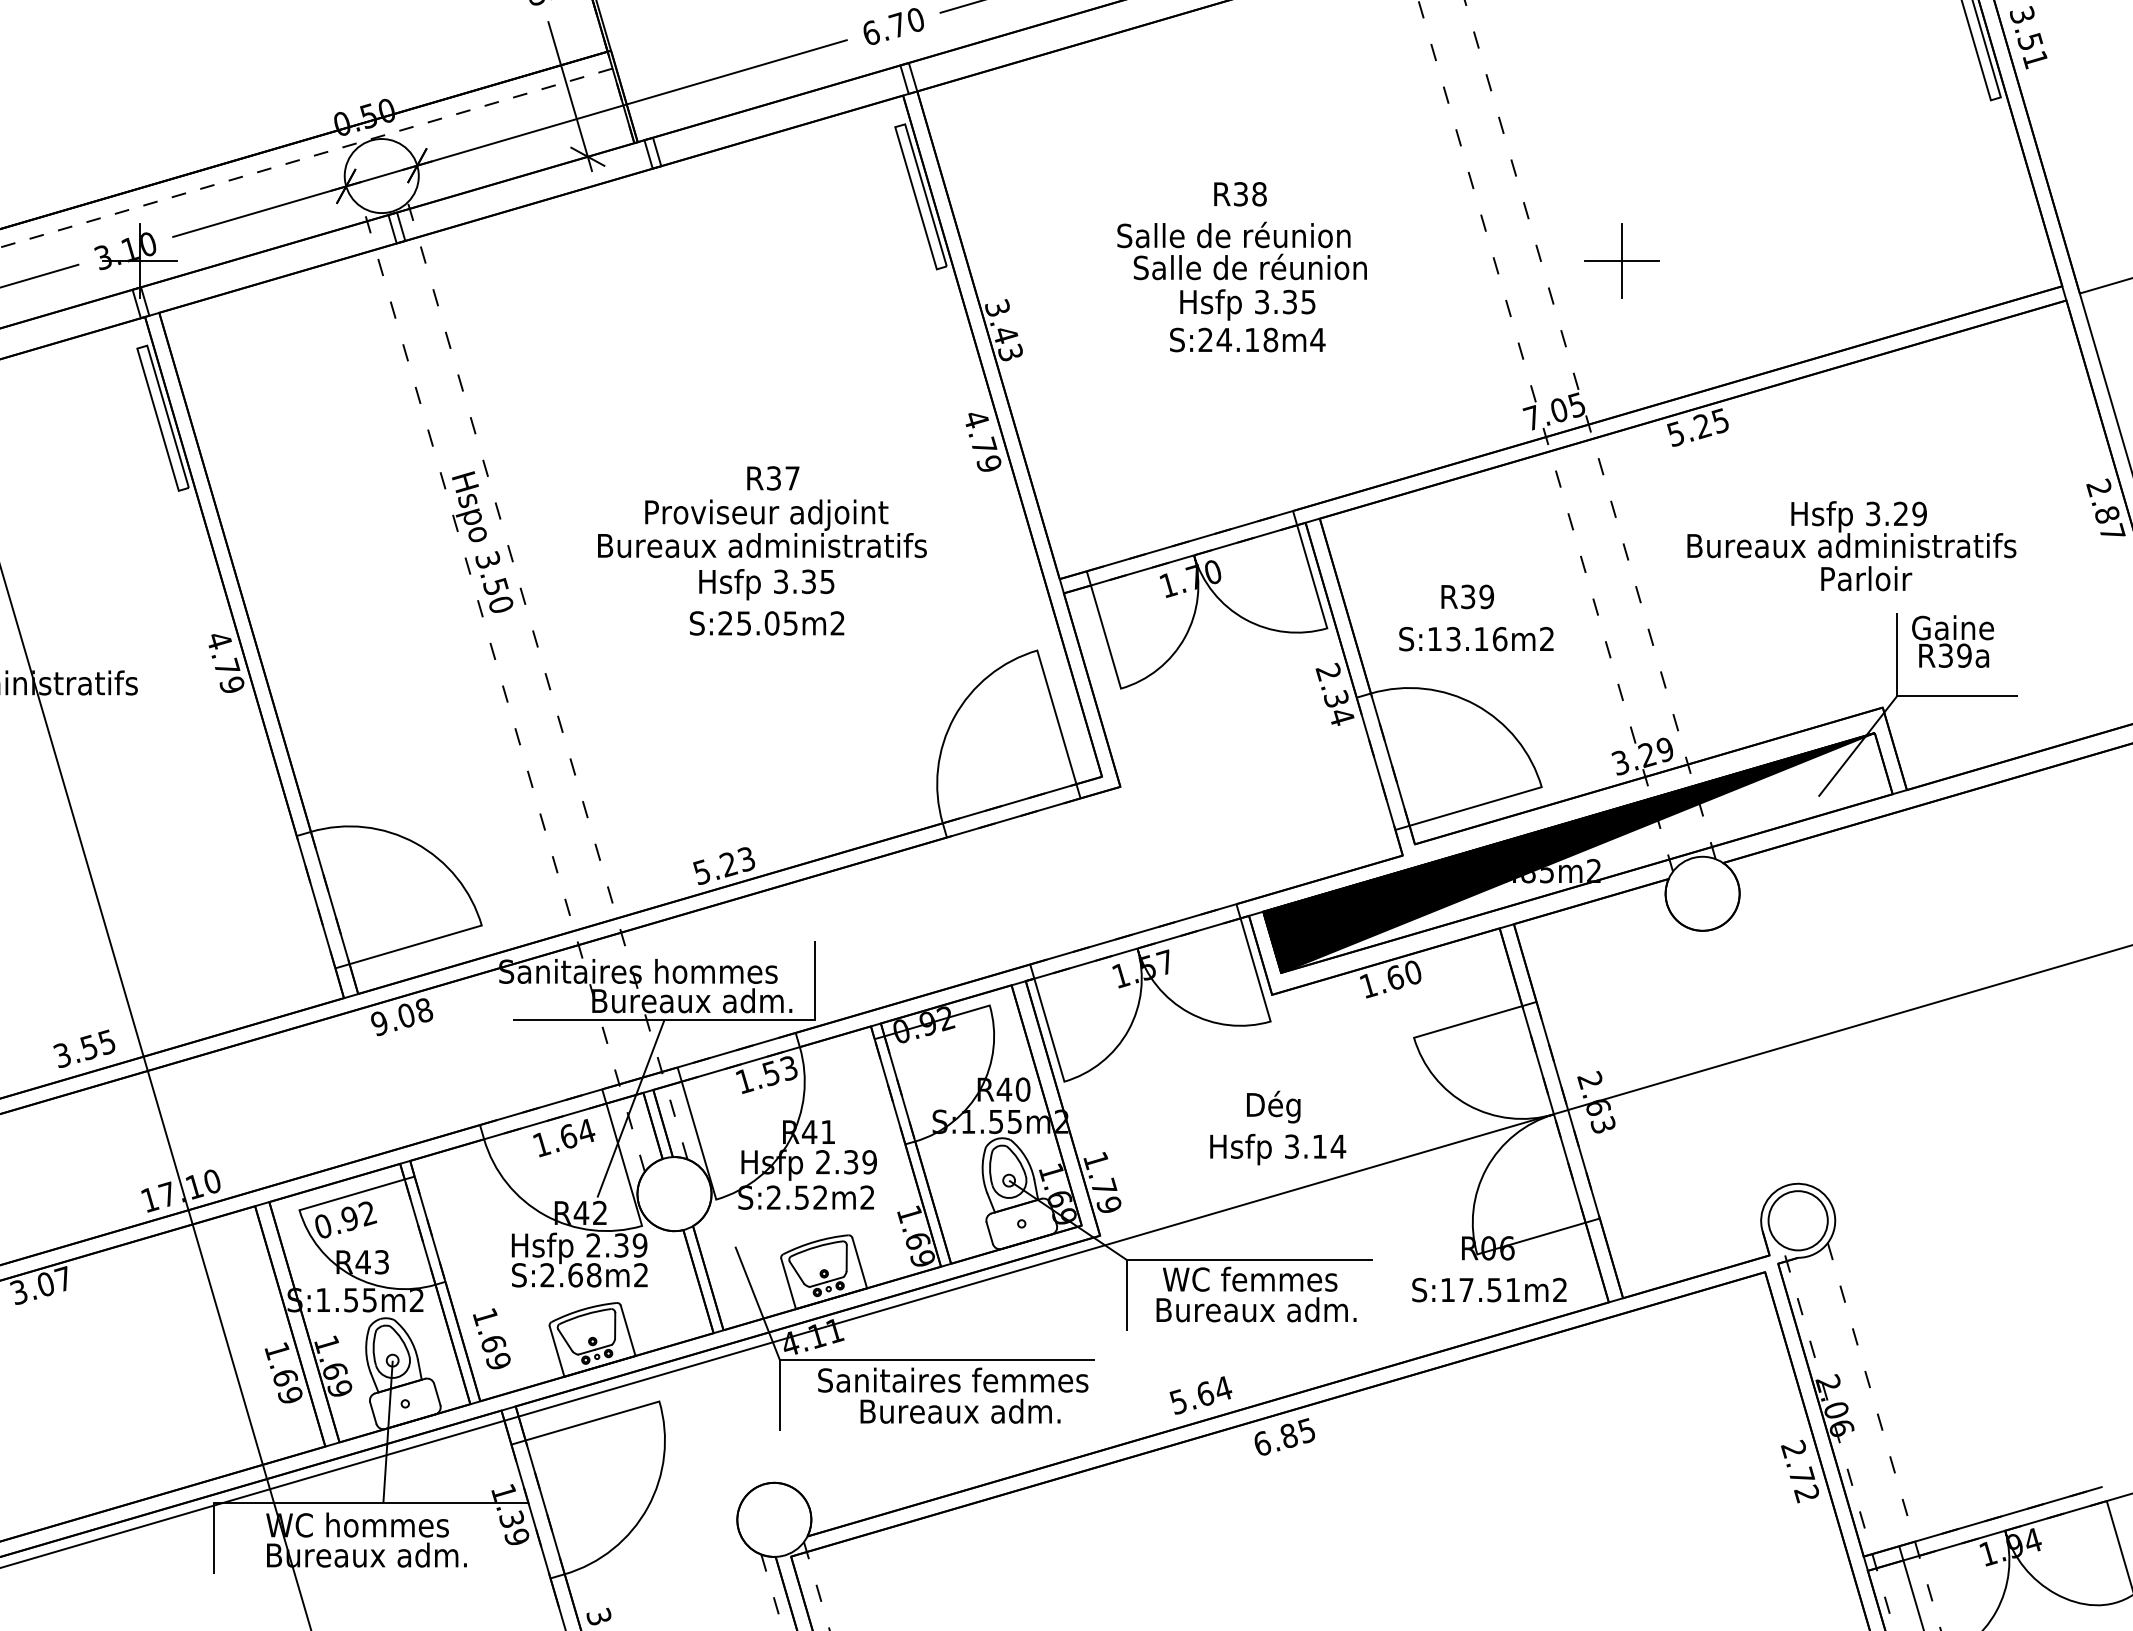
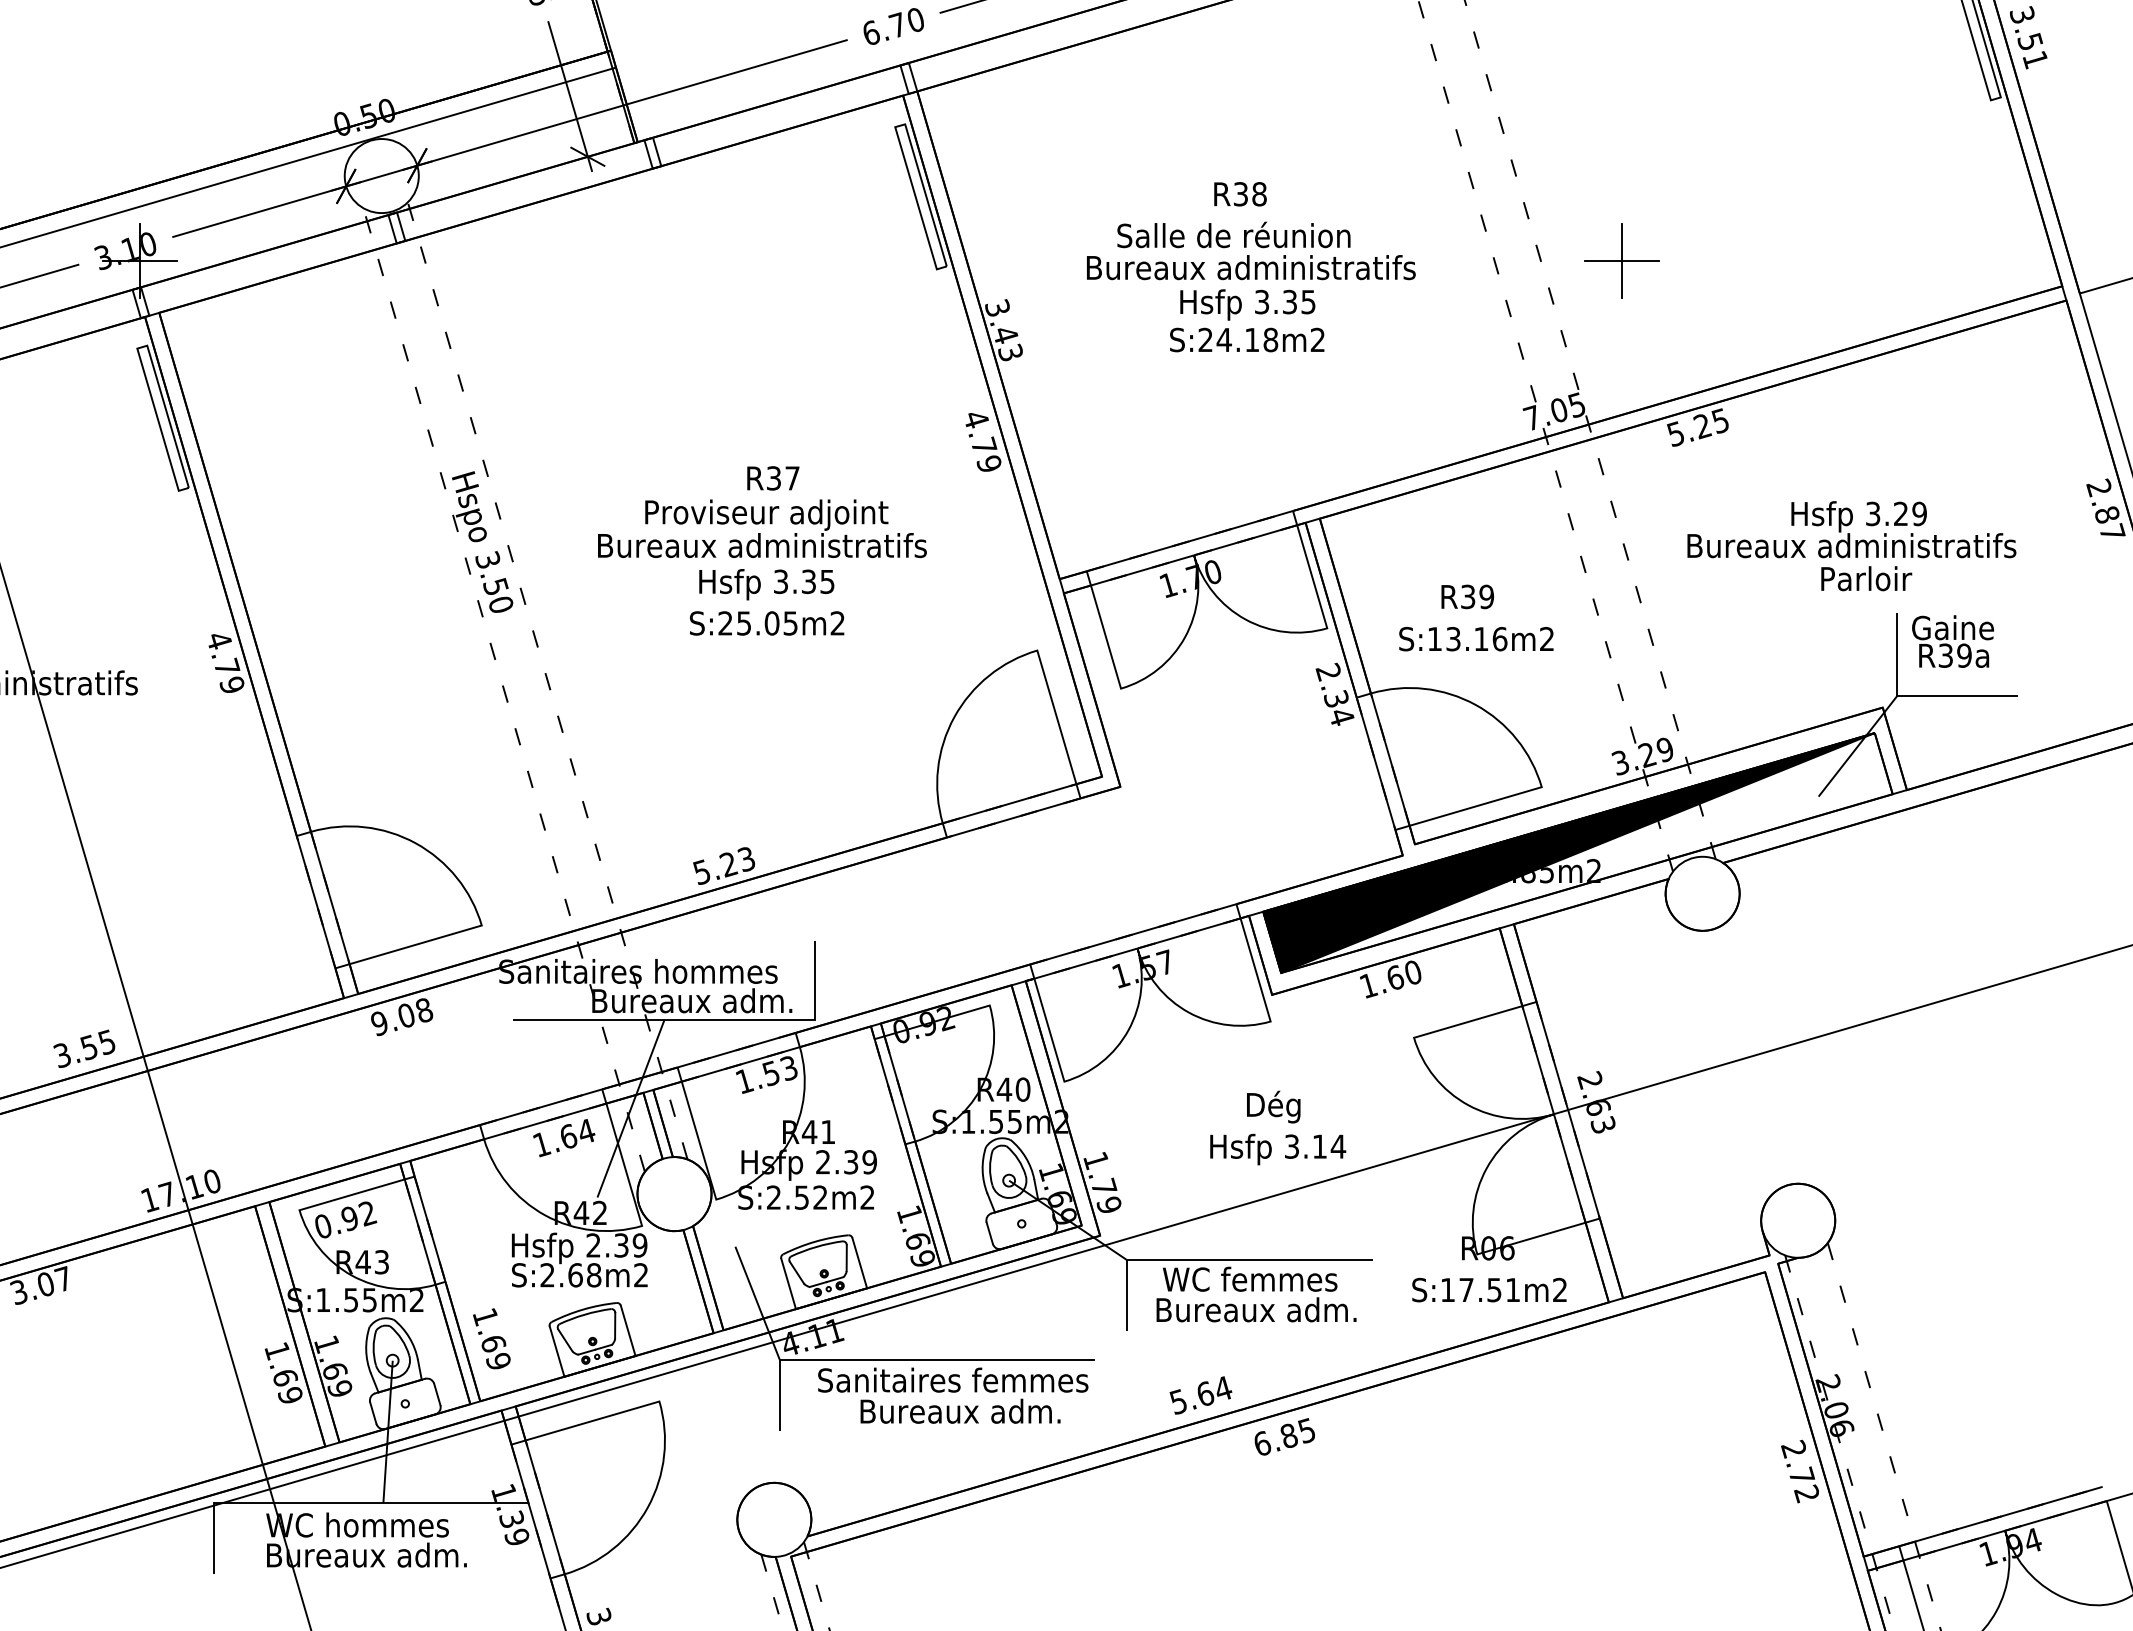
line: dashed -> solid (308, 157)
text: Salle de réunion -> Bureaux administratifs (1251, 266)
text: S:24.18m4 -> S:24.18m2 (1317, 339)
circle diameter: 59 px -> 74 px (1798, 1220)
